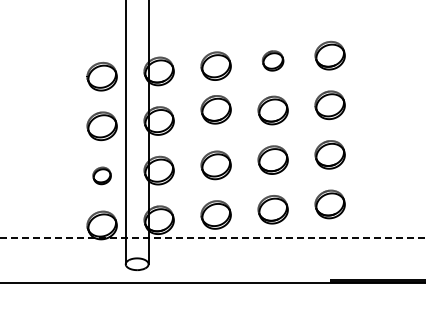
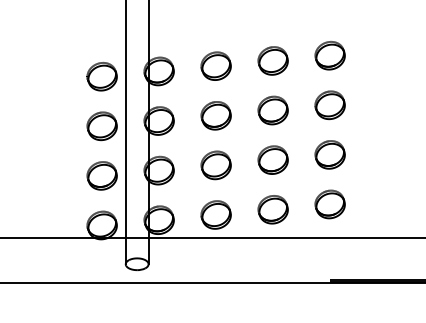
part size: 24x22 px -> 32x30 px (272, 60)
part position: (215, 109) -> (215, 115) (215, 115)
part size: 20x20 px -> 32x30 px (101, 175)
line: dashed -> solid (213, 238)
